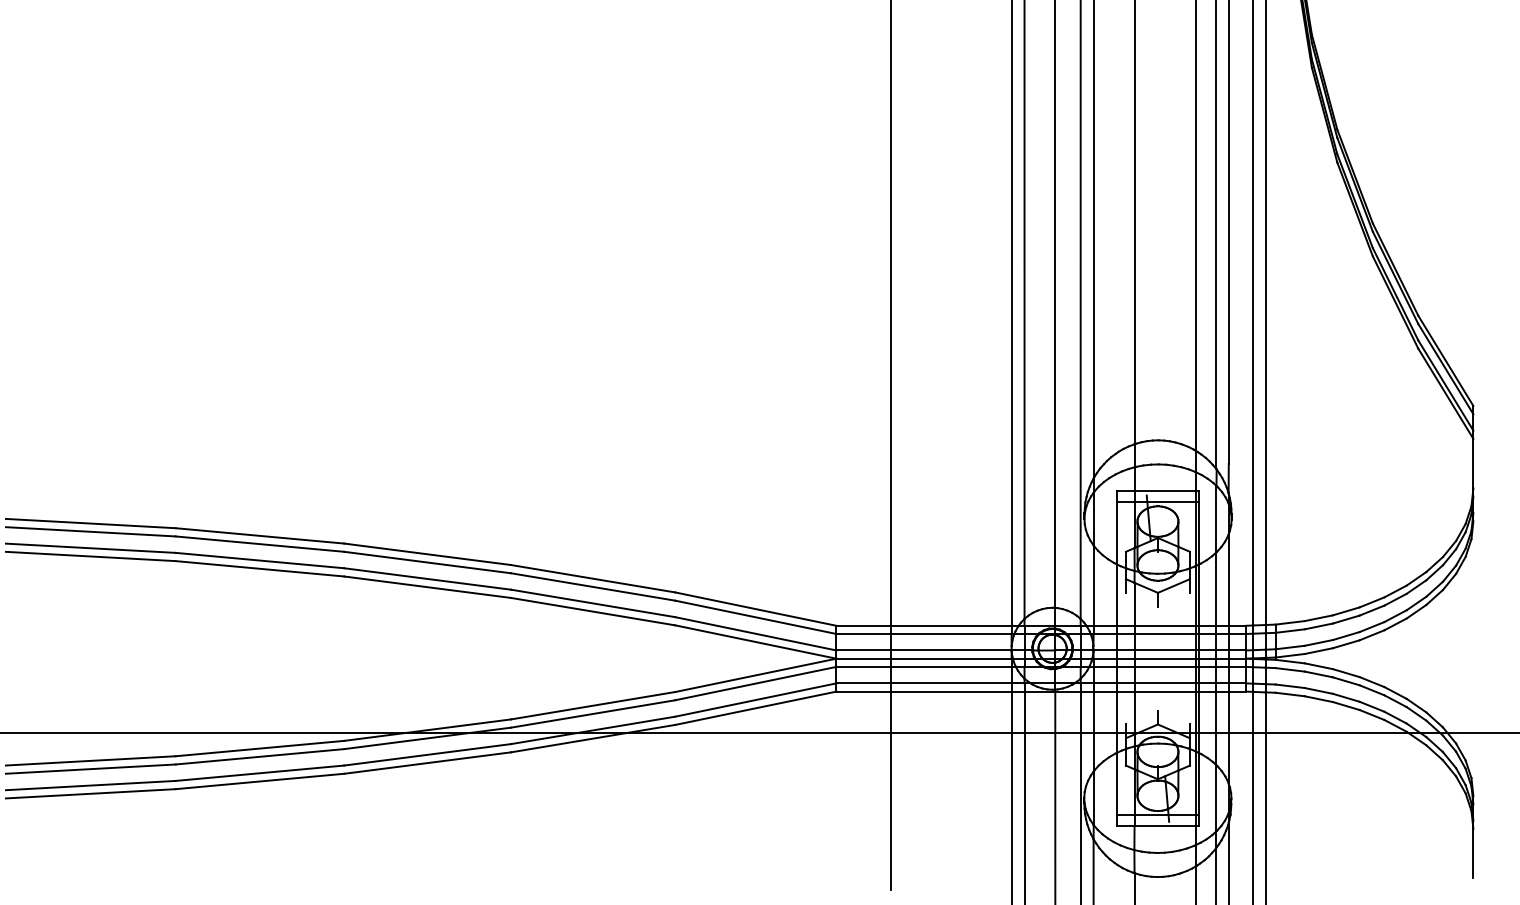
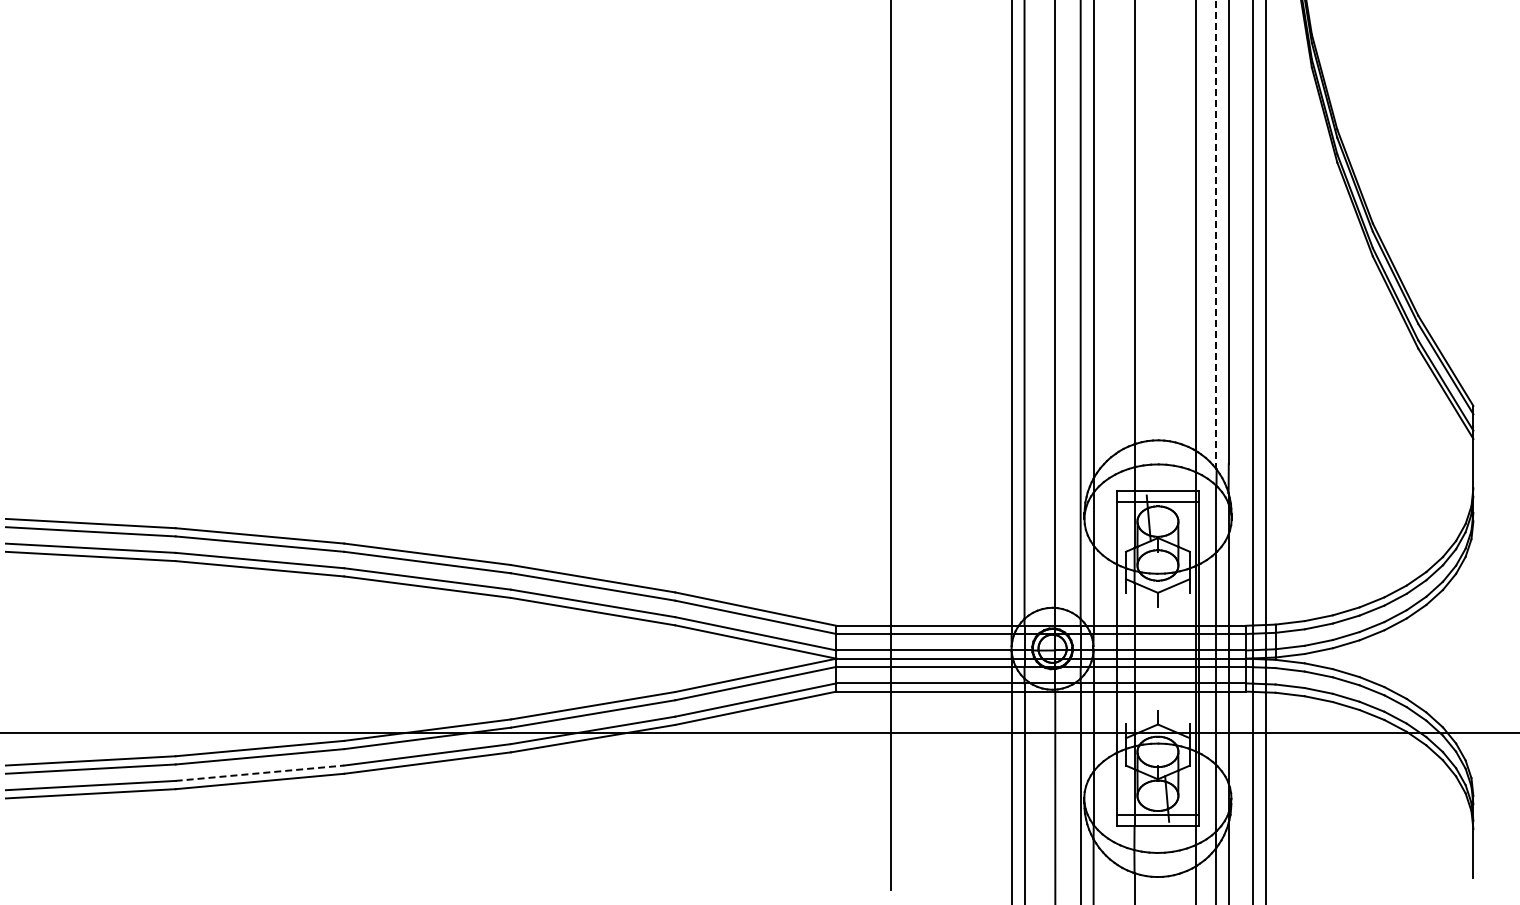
line: solid -> dashed (1216, 235)
line: solid -> dashed (259, 773)
